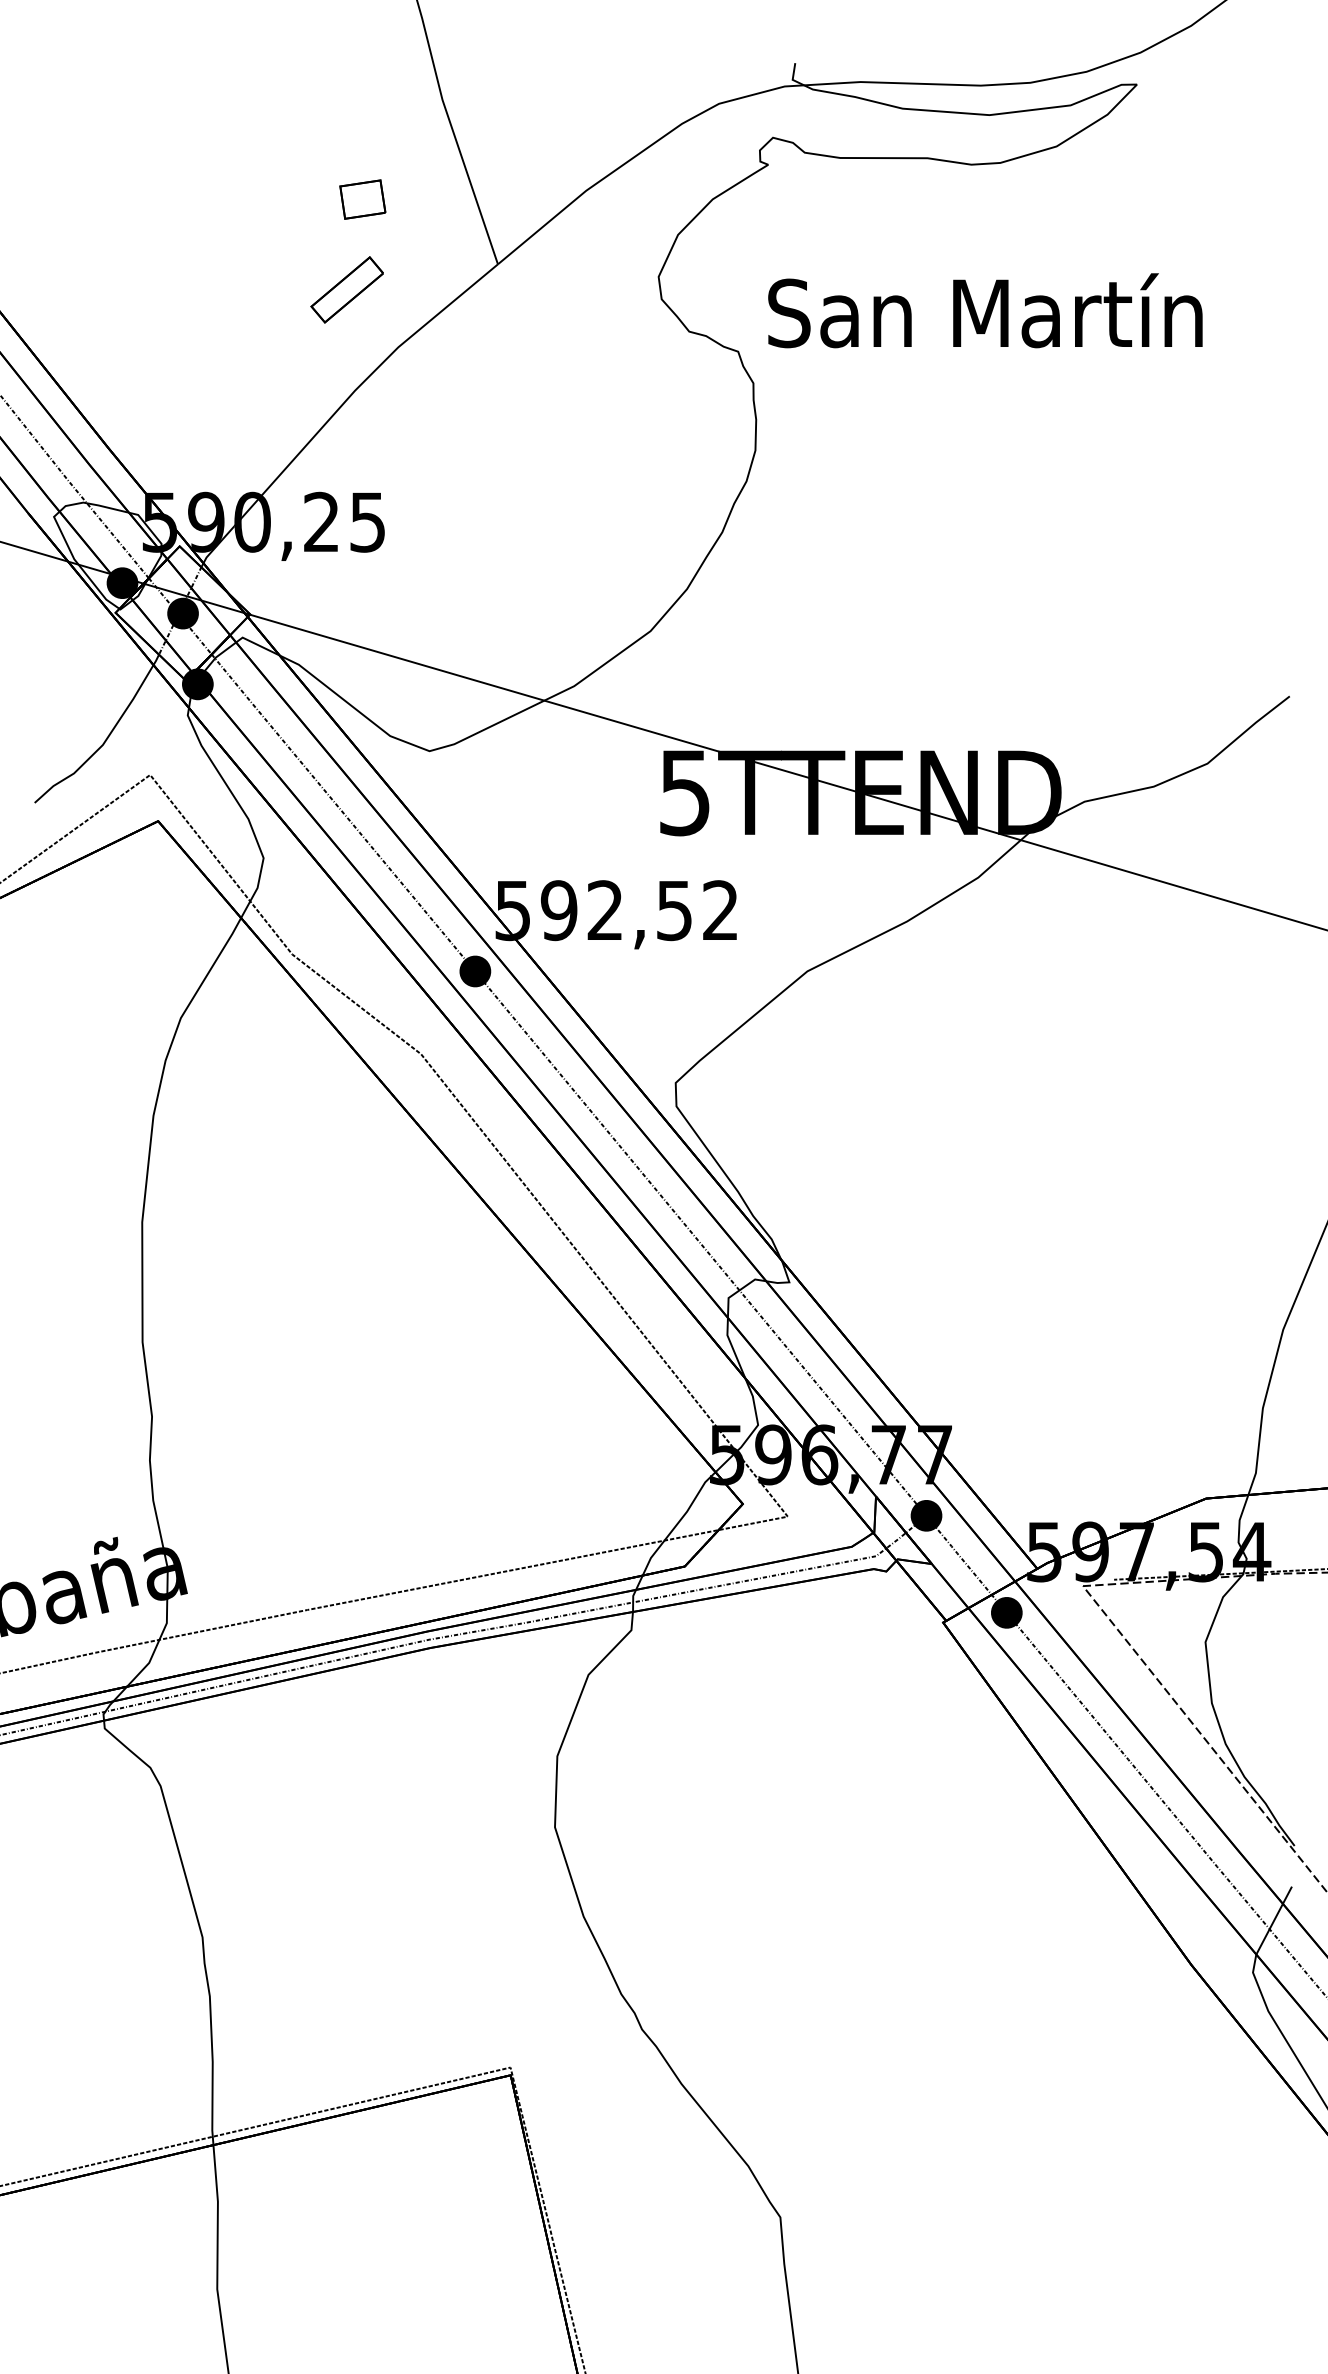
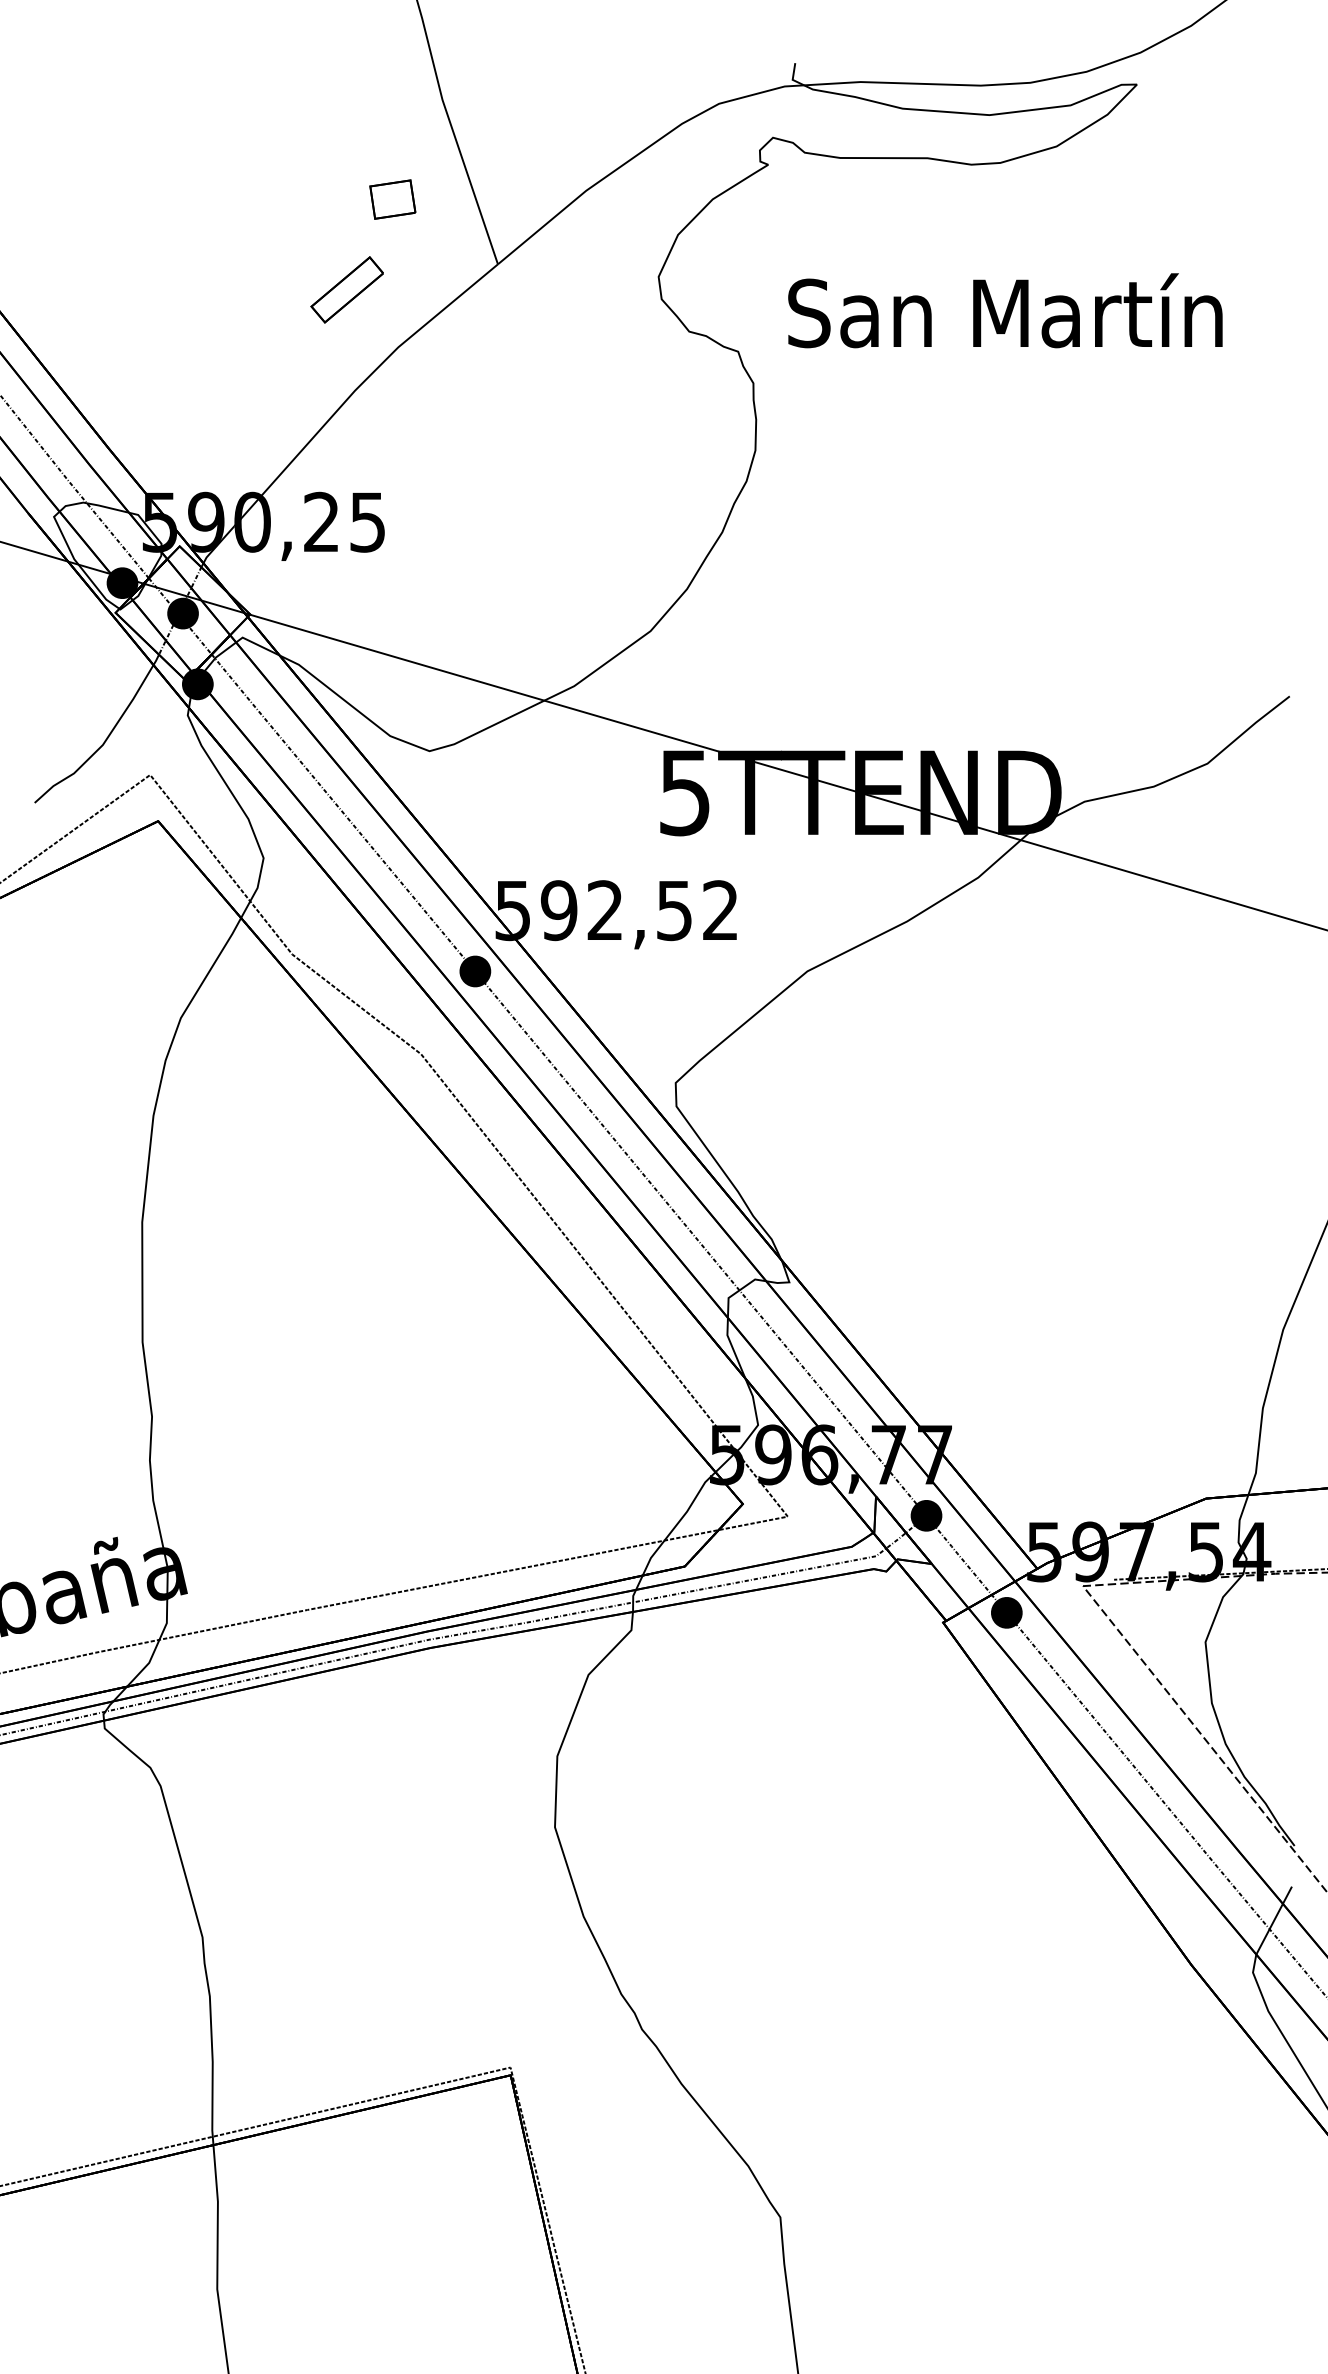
part position: (362, 199) -> (392, 199) (392, 199)
text position: (985, 310) -> (1005, 310) (1005, 310)
